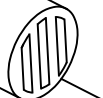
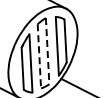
line: solid -> dashed (47, 51)
line: solid -> dashed (39, 56)
